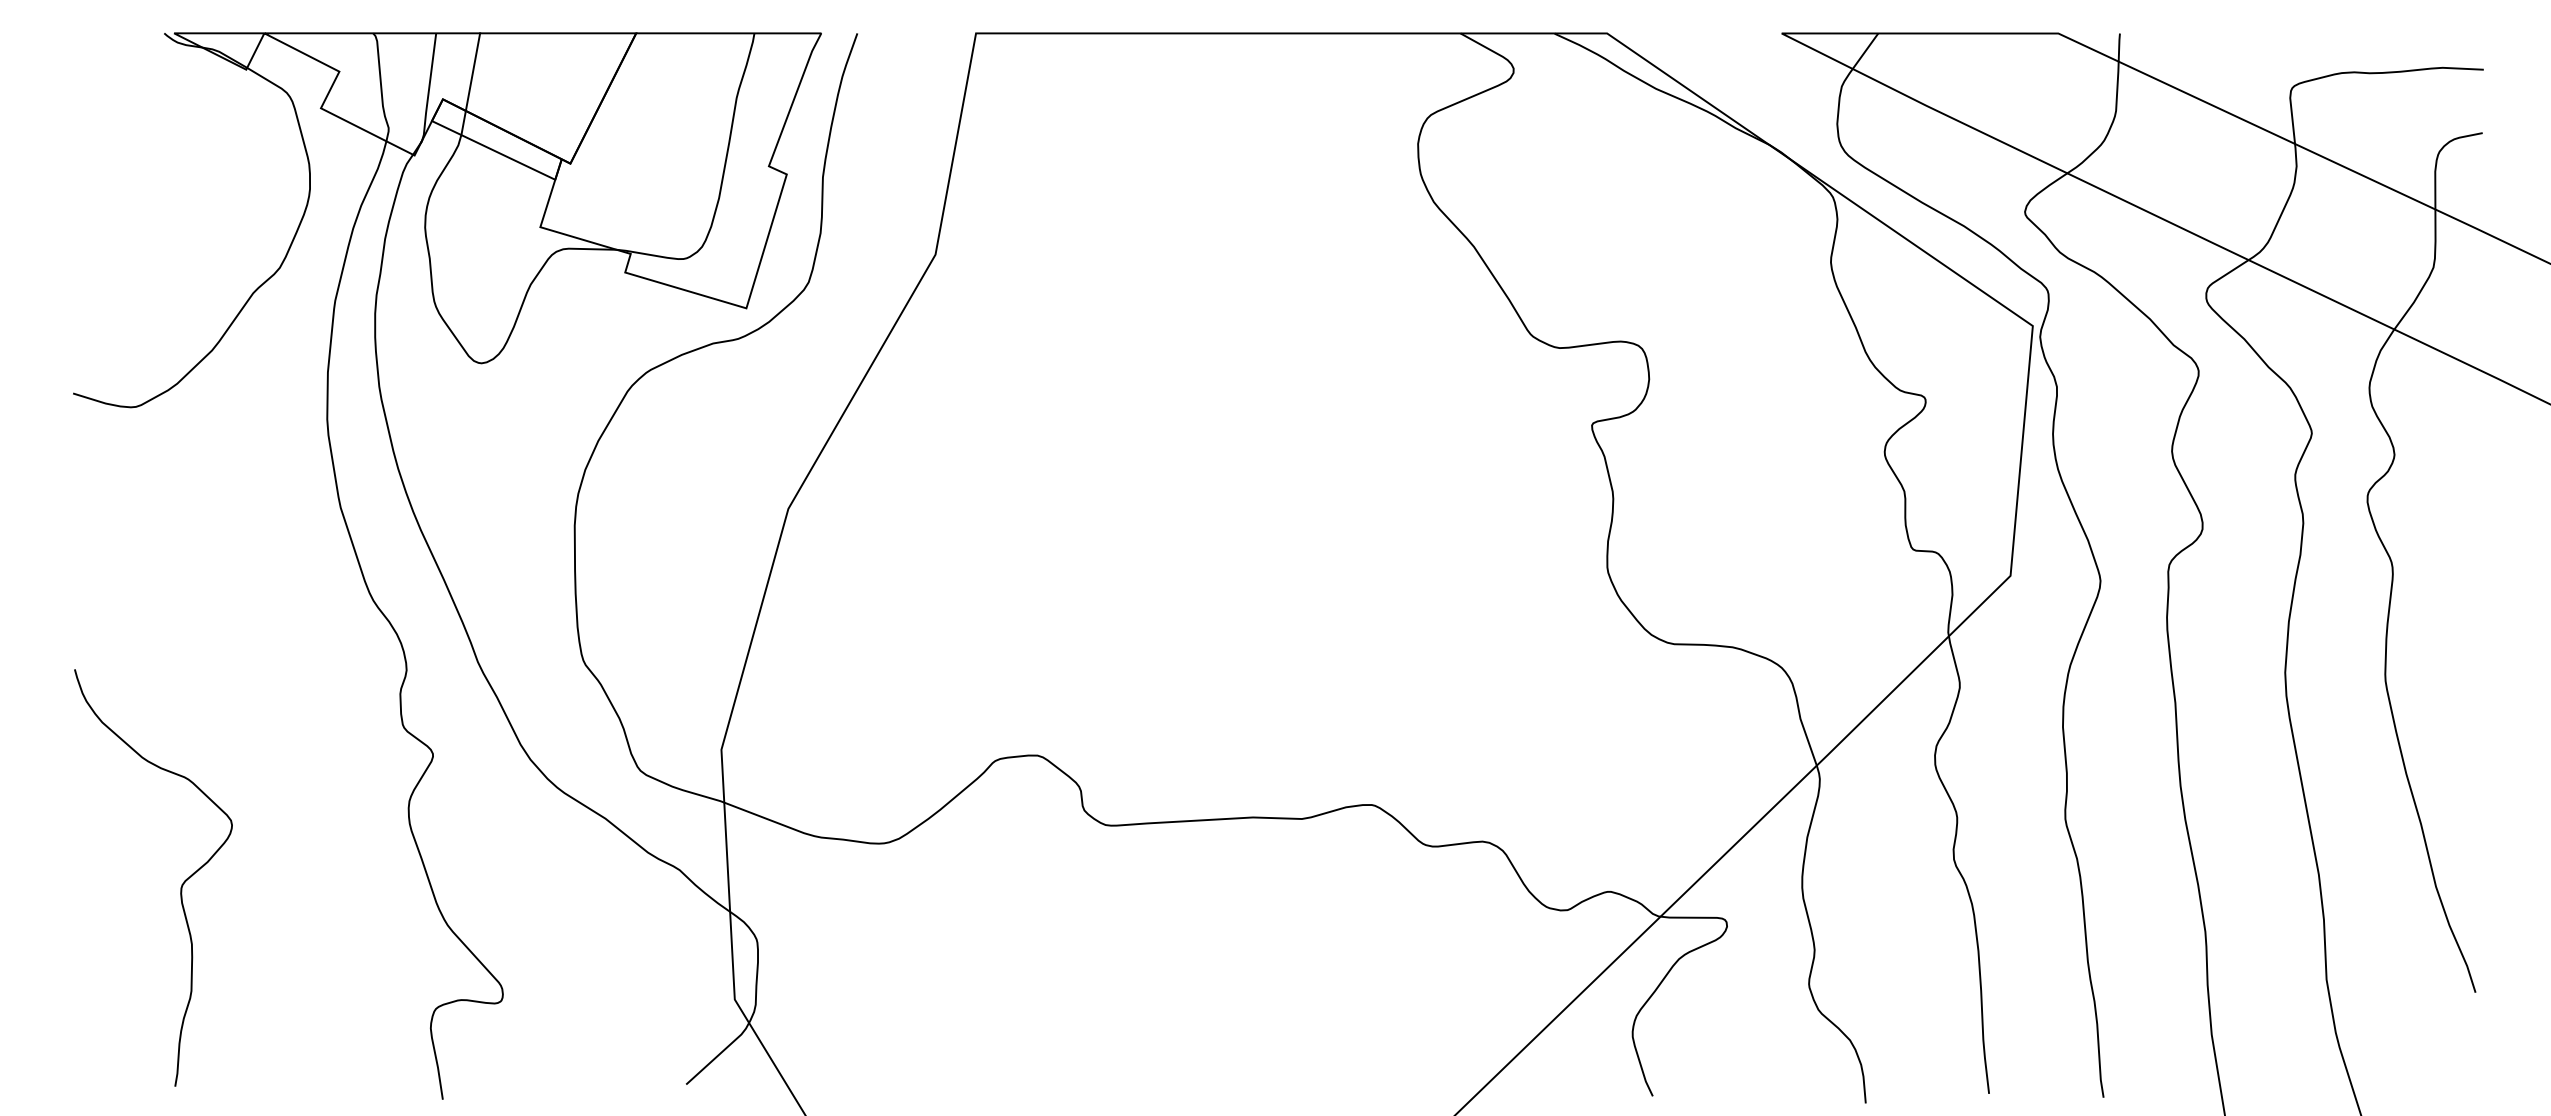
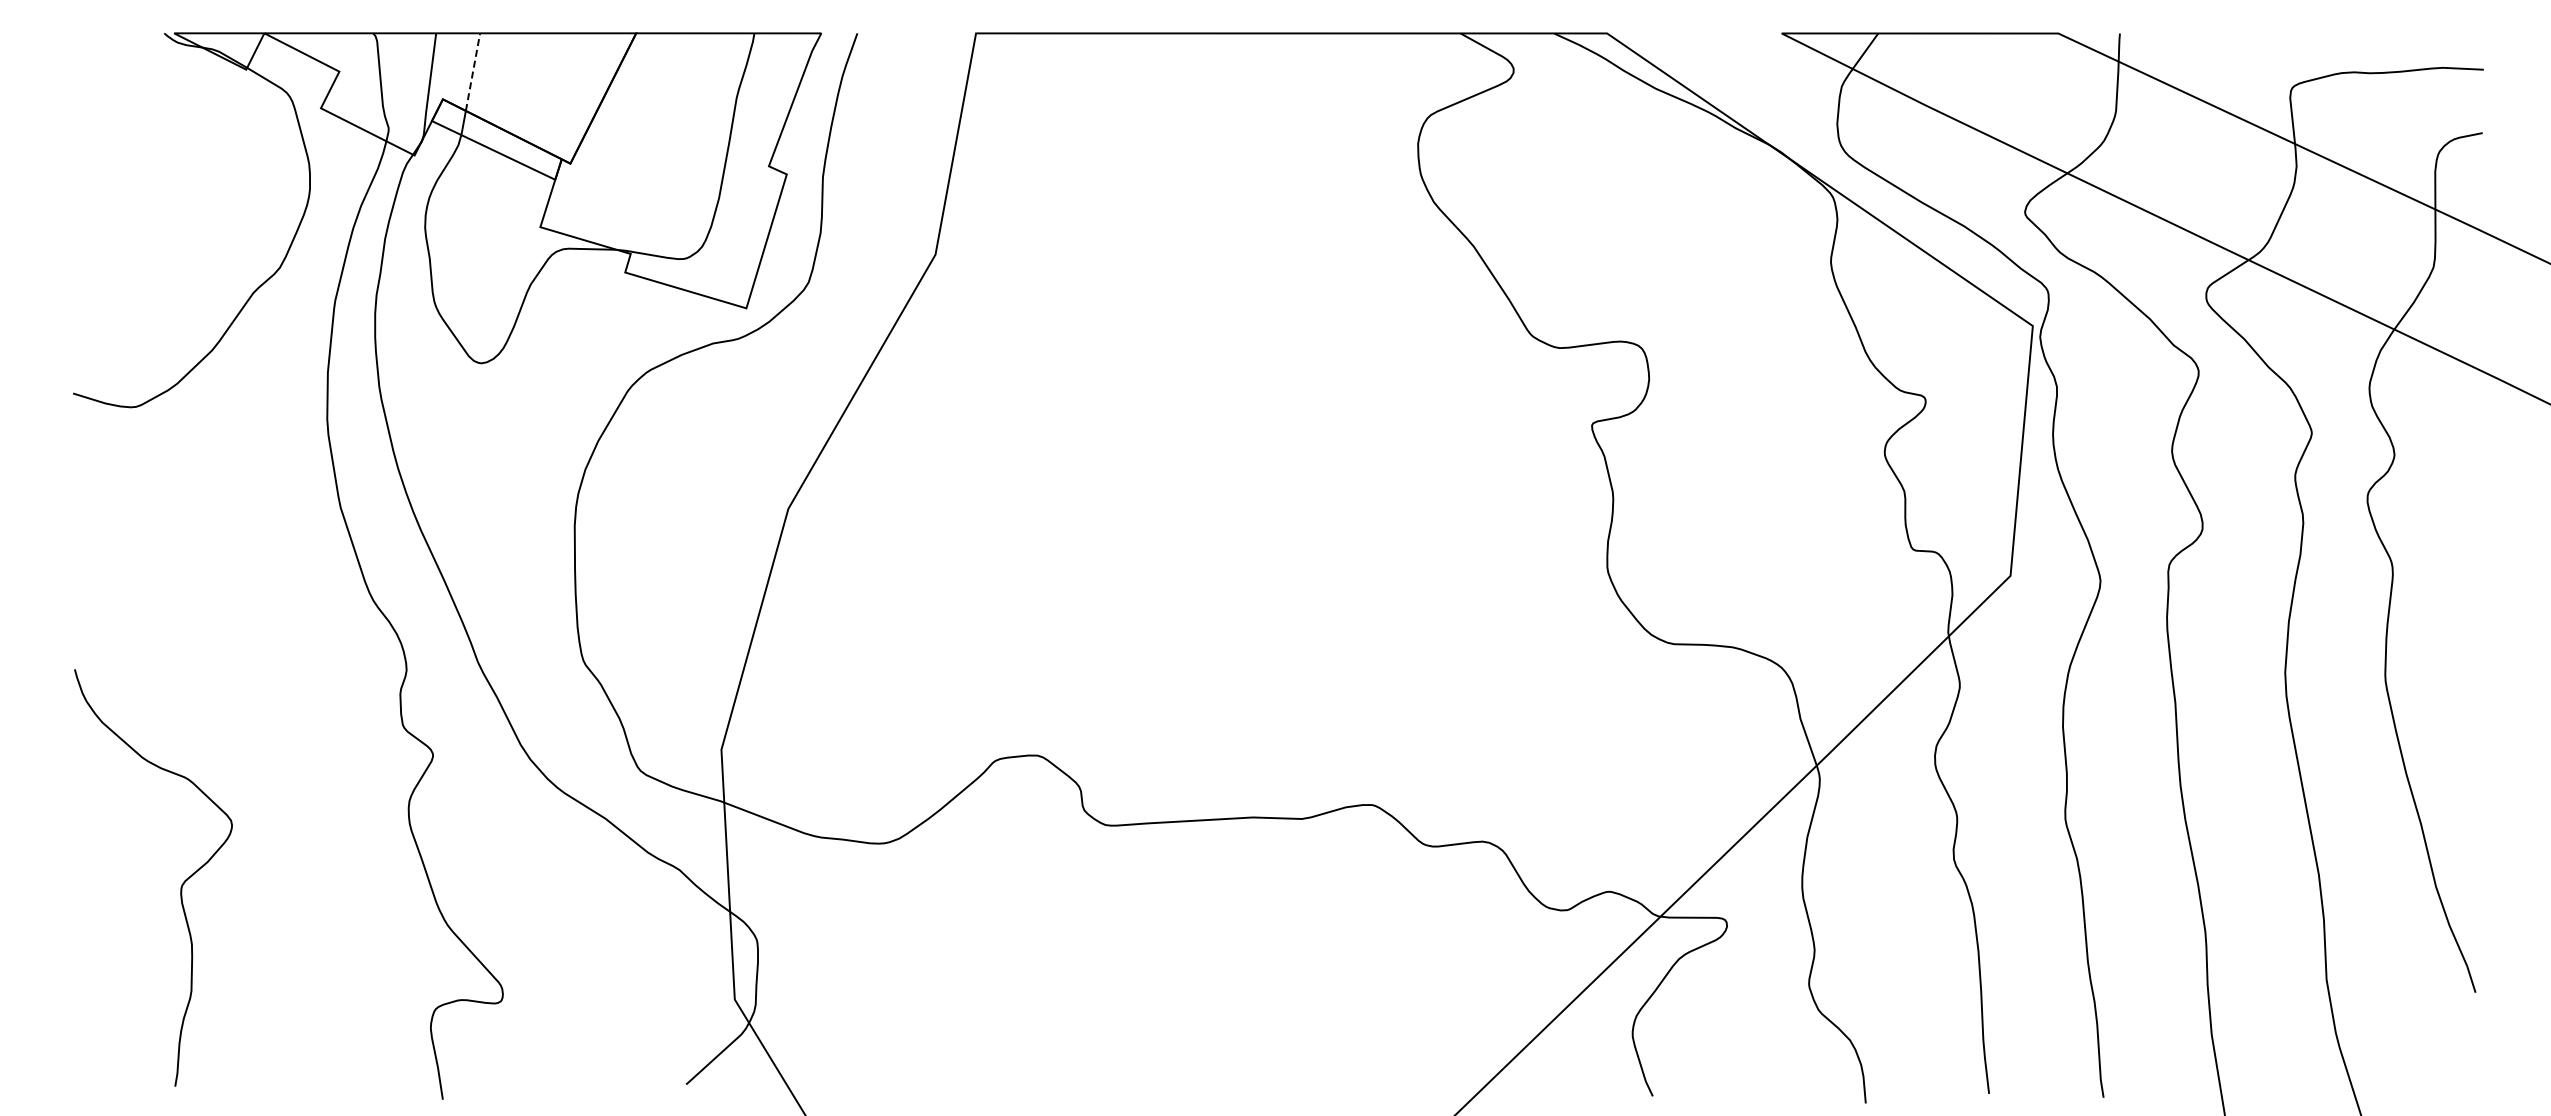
line: solid -> dashed (473, 71)
